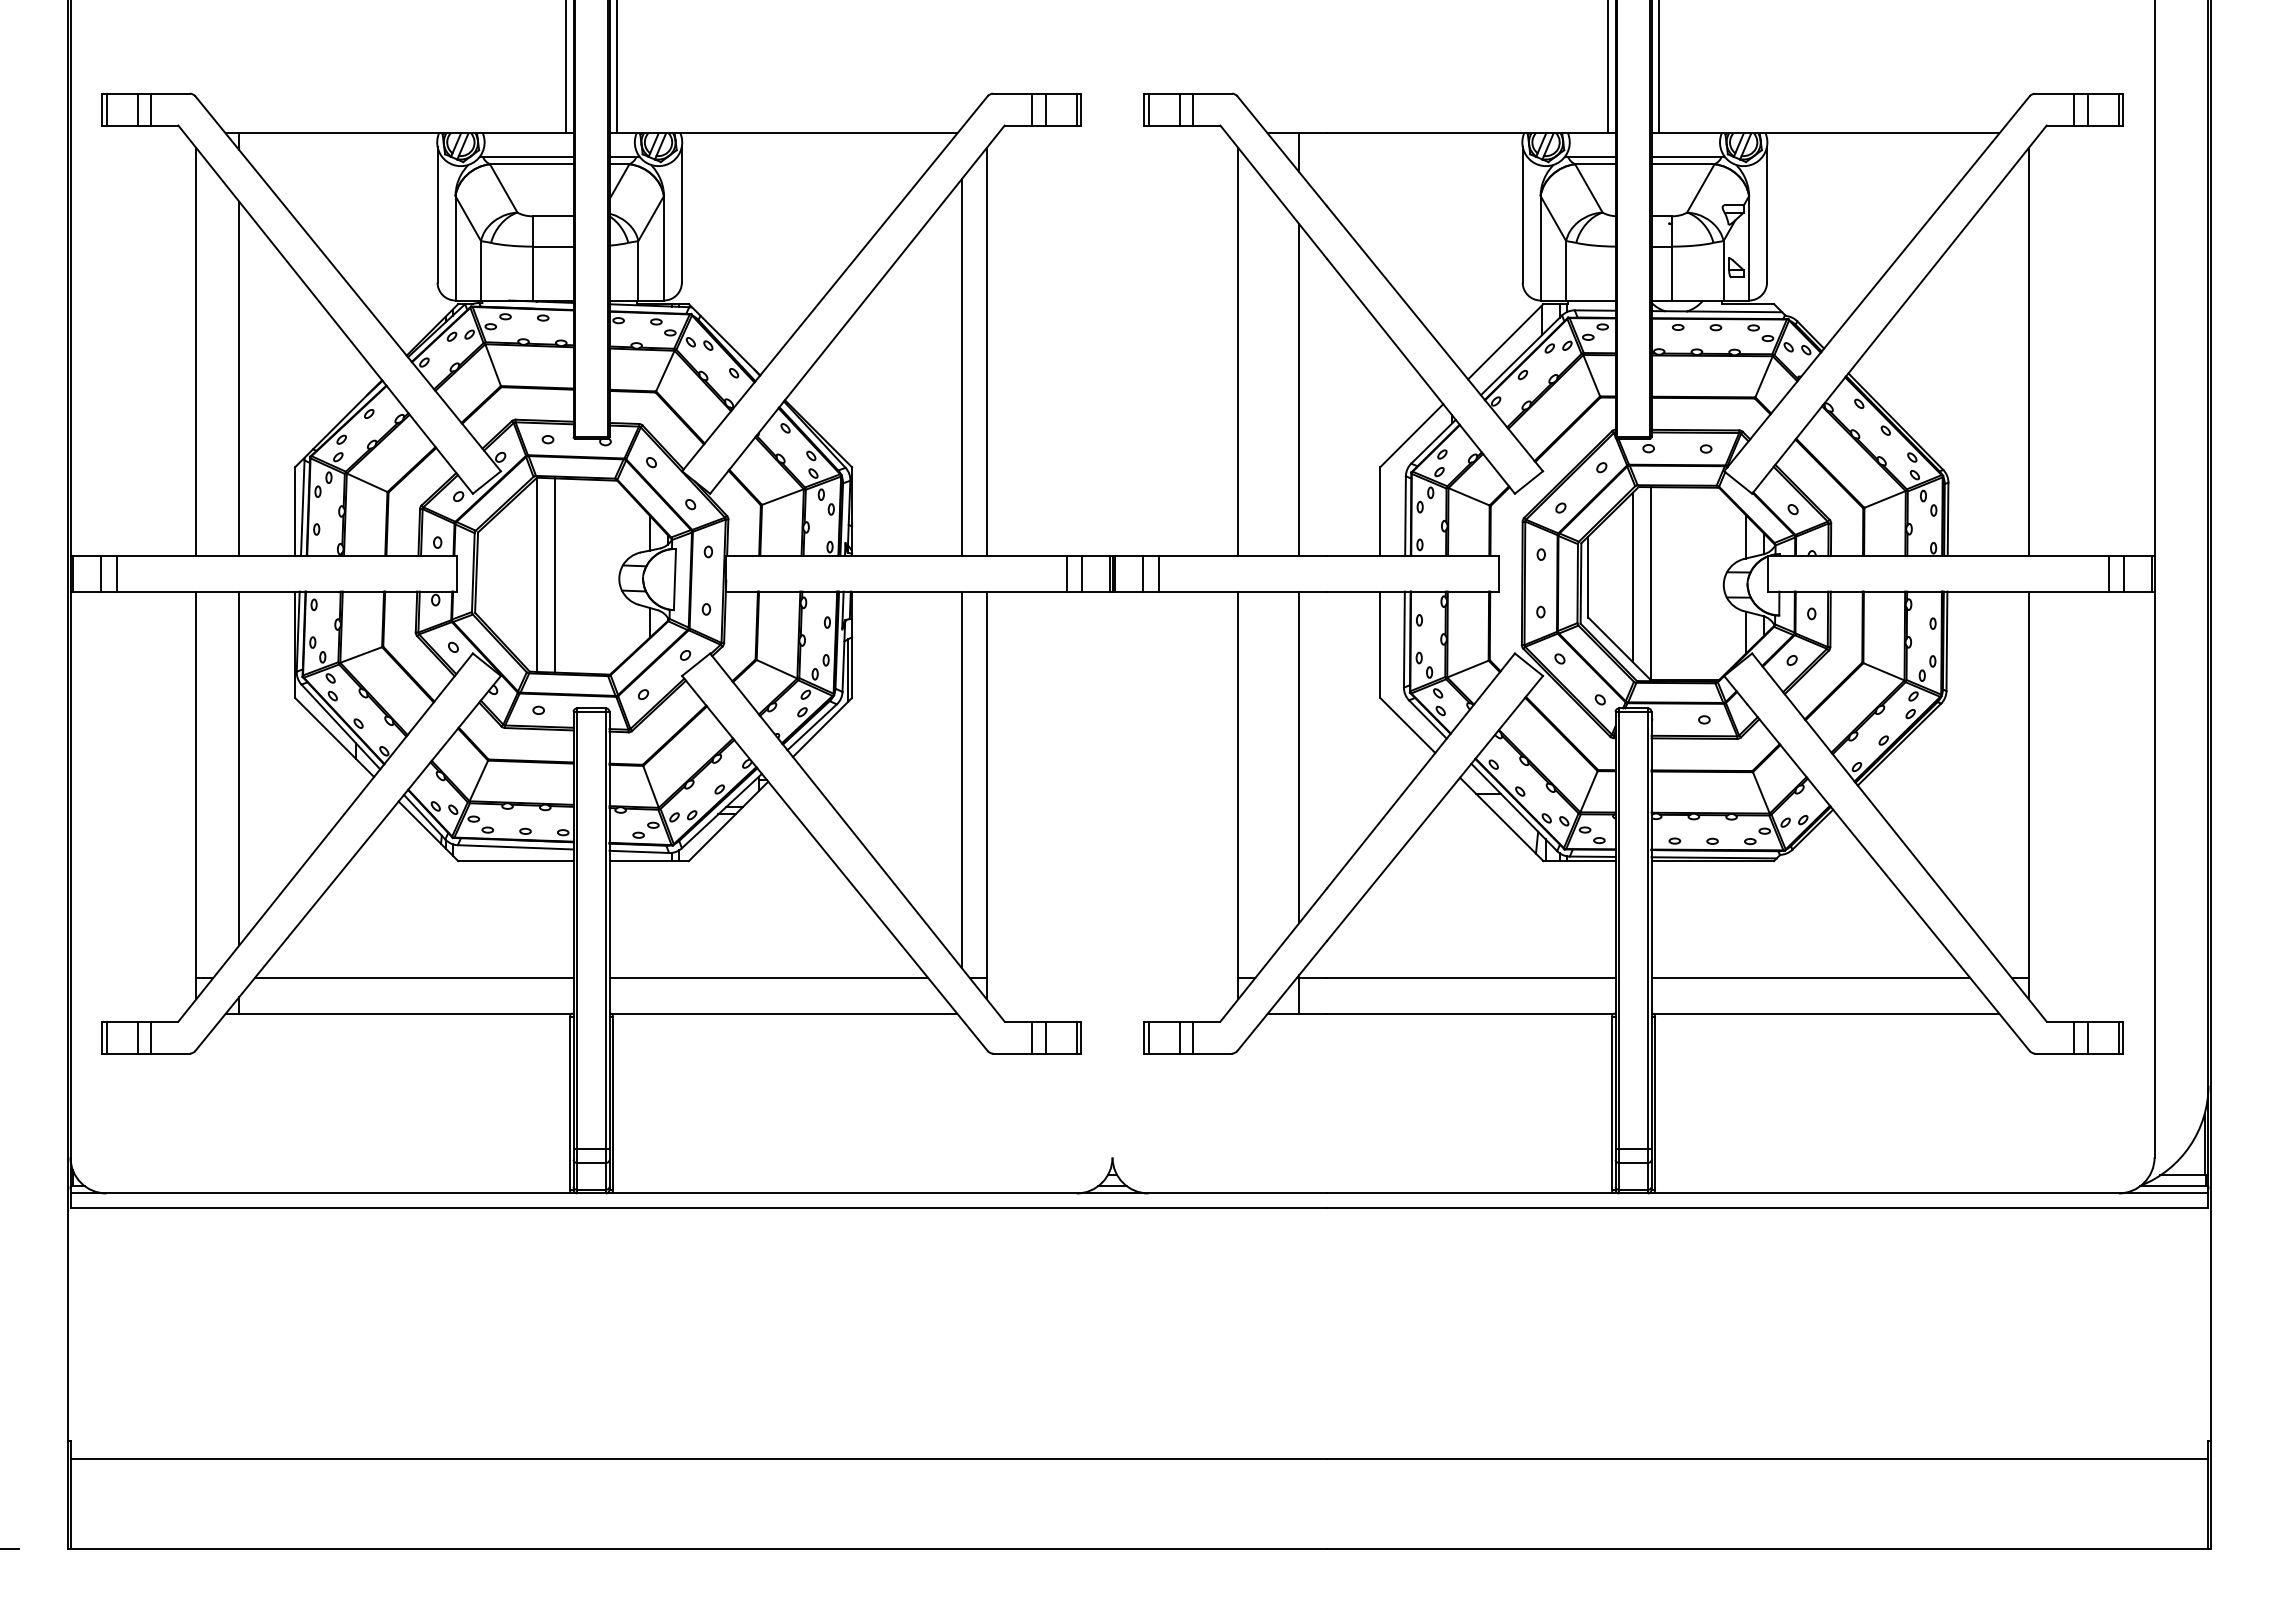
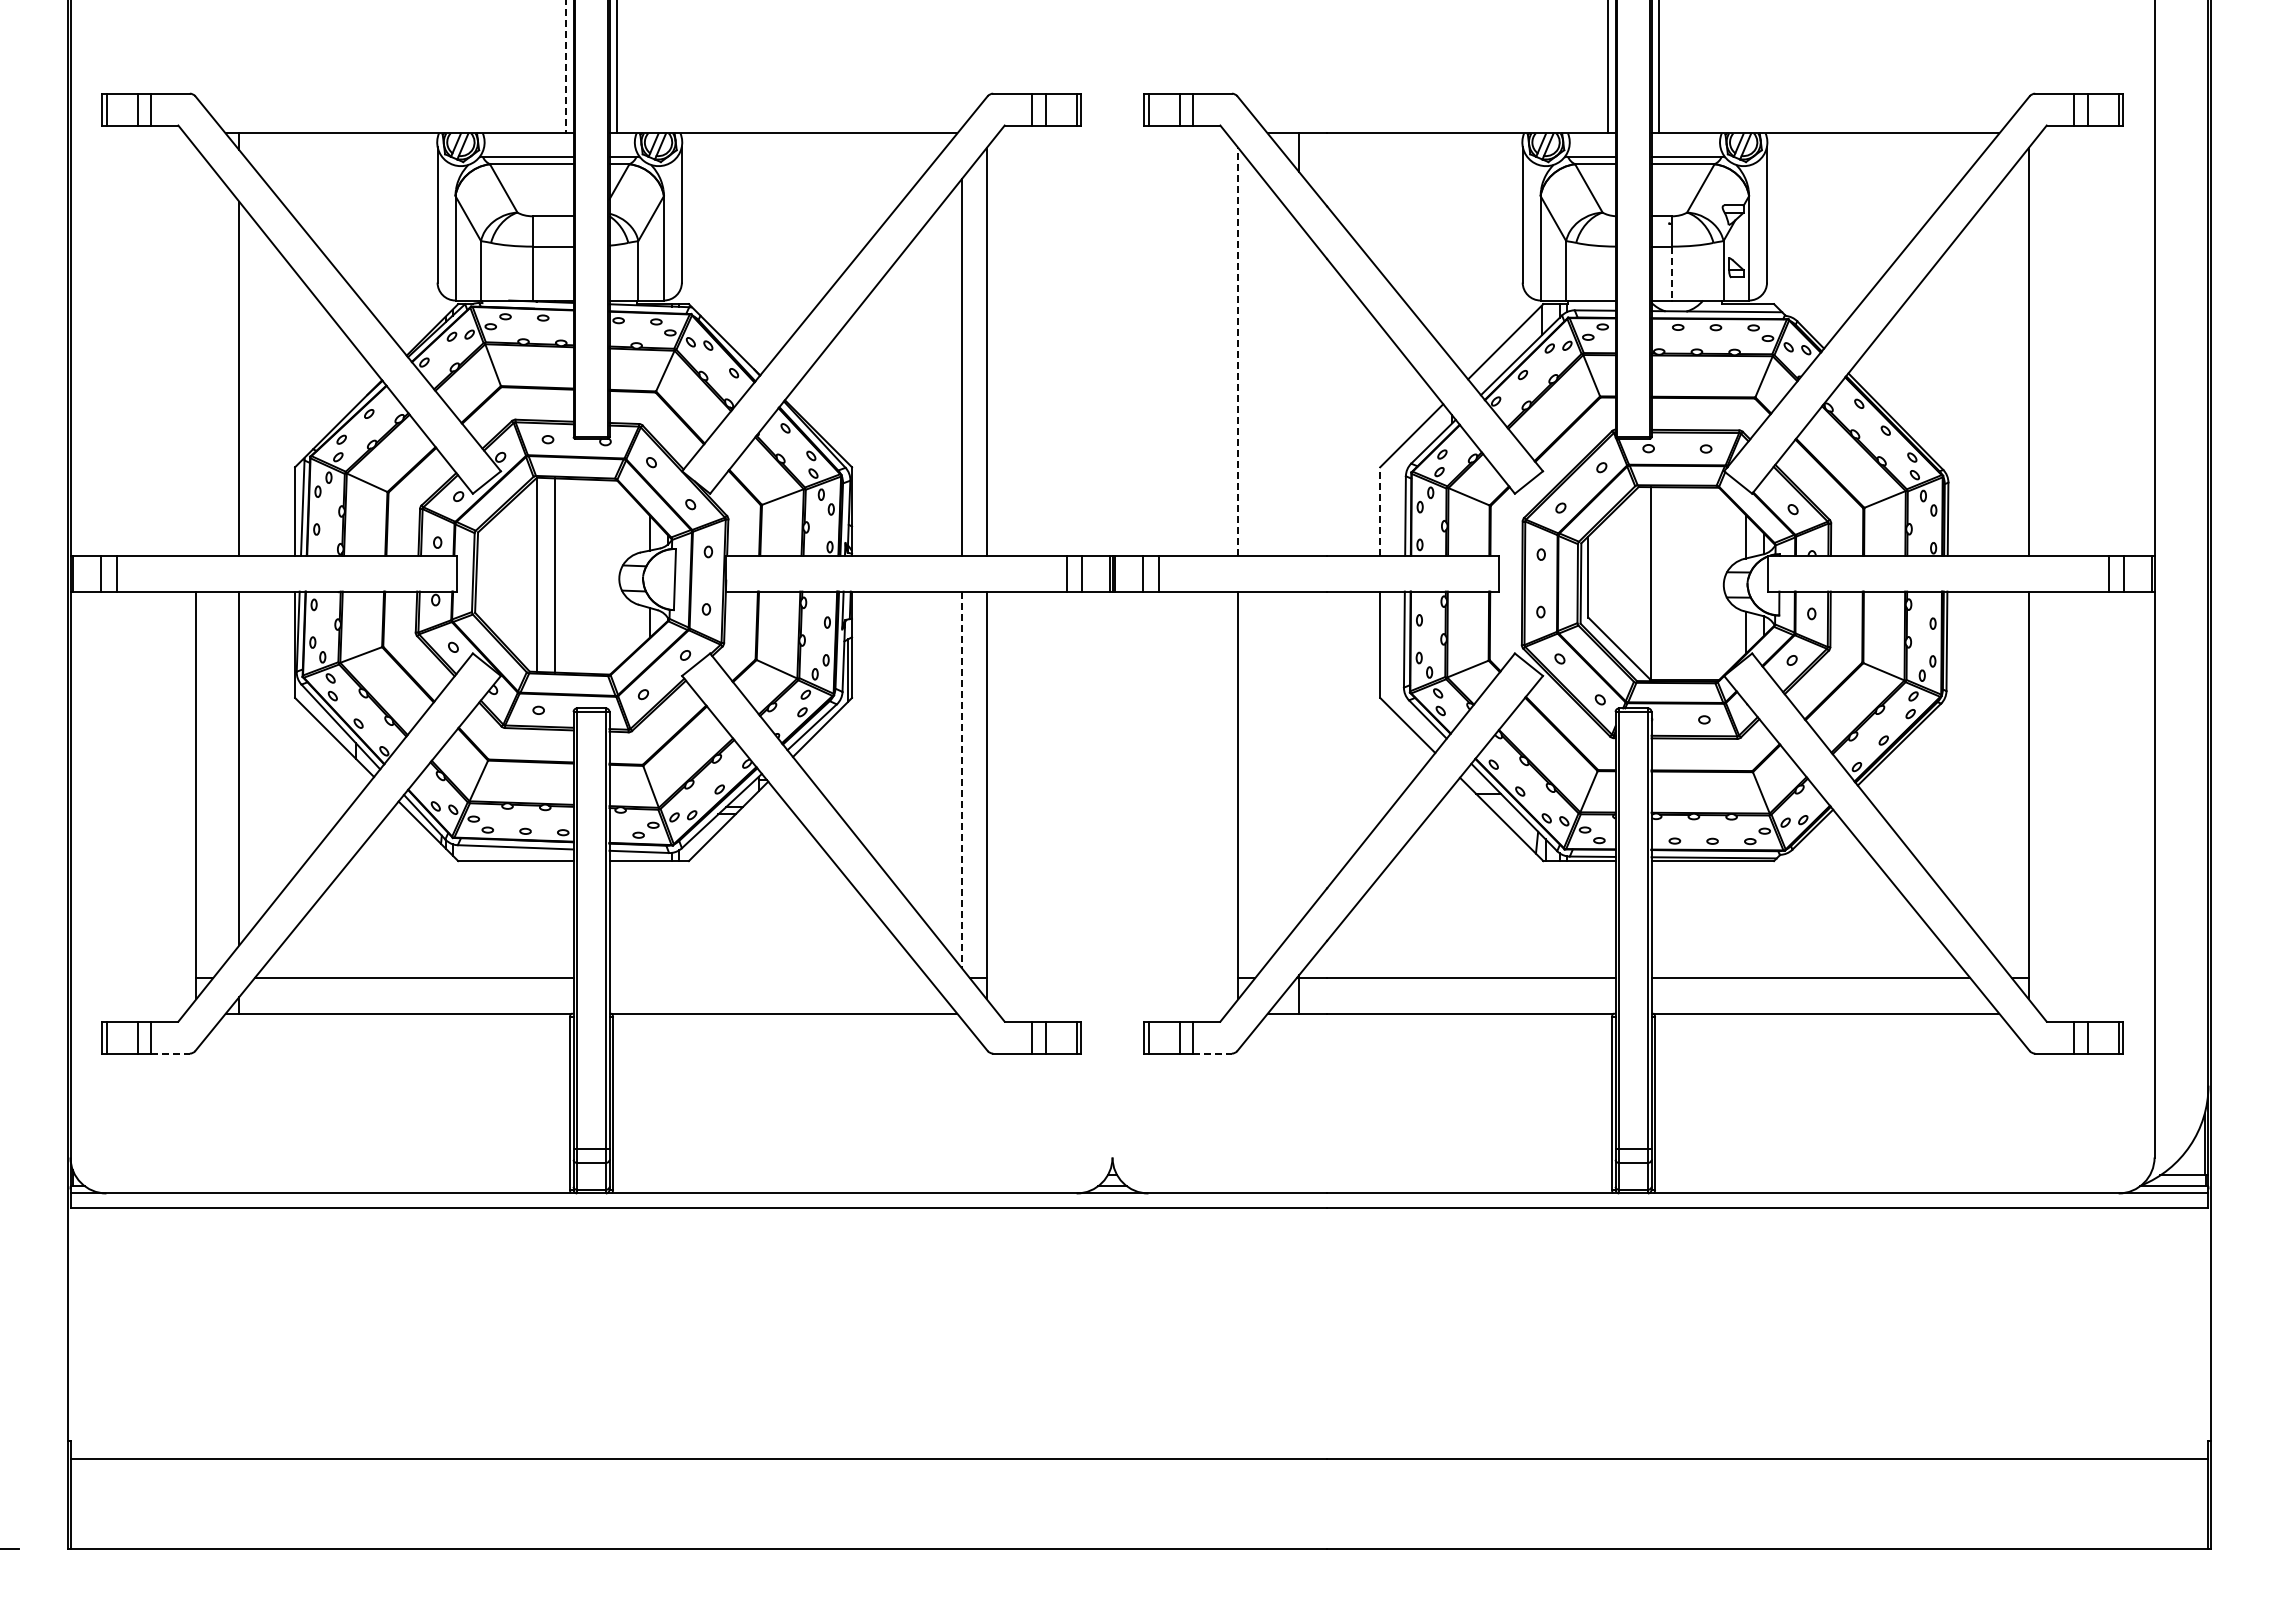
line: solid -> dashed (566, 67)
line: solid -> dashed (1671, 273)
line: present -> none (196, 351)
line: solid -> dashed (1238, 351)
line: present -> none (1299, 389)
line: solid -> dashed (1380, 510)
line: present -> none (1632, 576)
line: present -> none (1299, 756)
line: solid -> dashed (961, 780)
line: present -> none (768, 977)
line: solid -> dashed (170, 1053)
line: solid -> dashed (1212, 1053)
